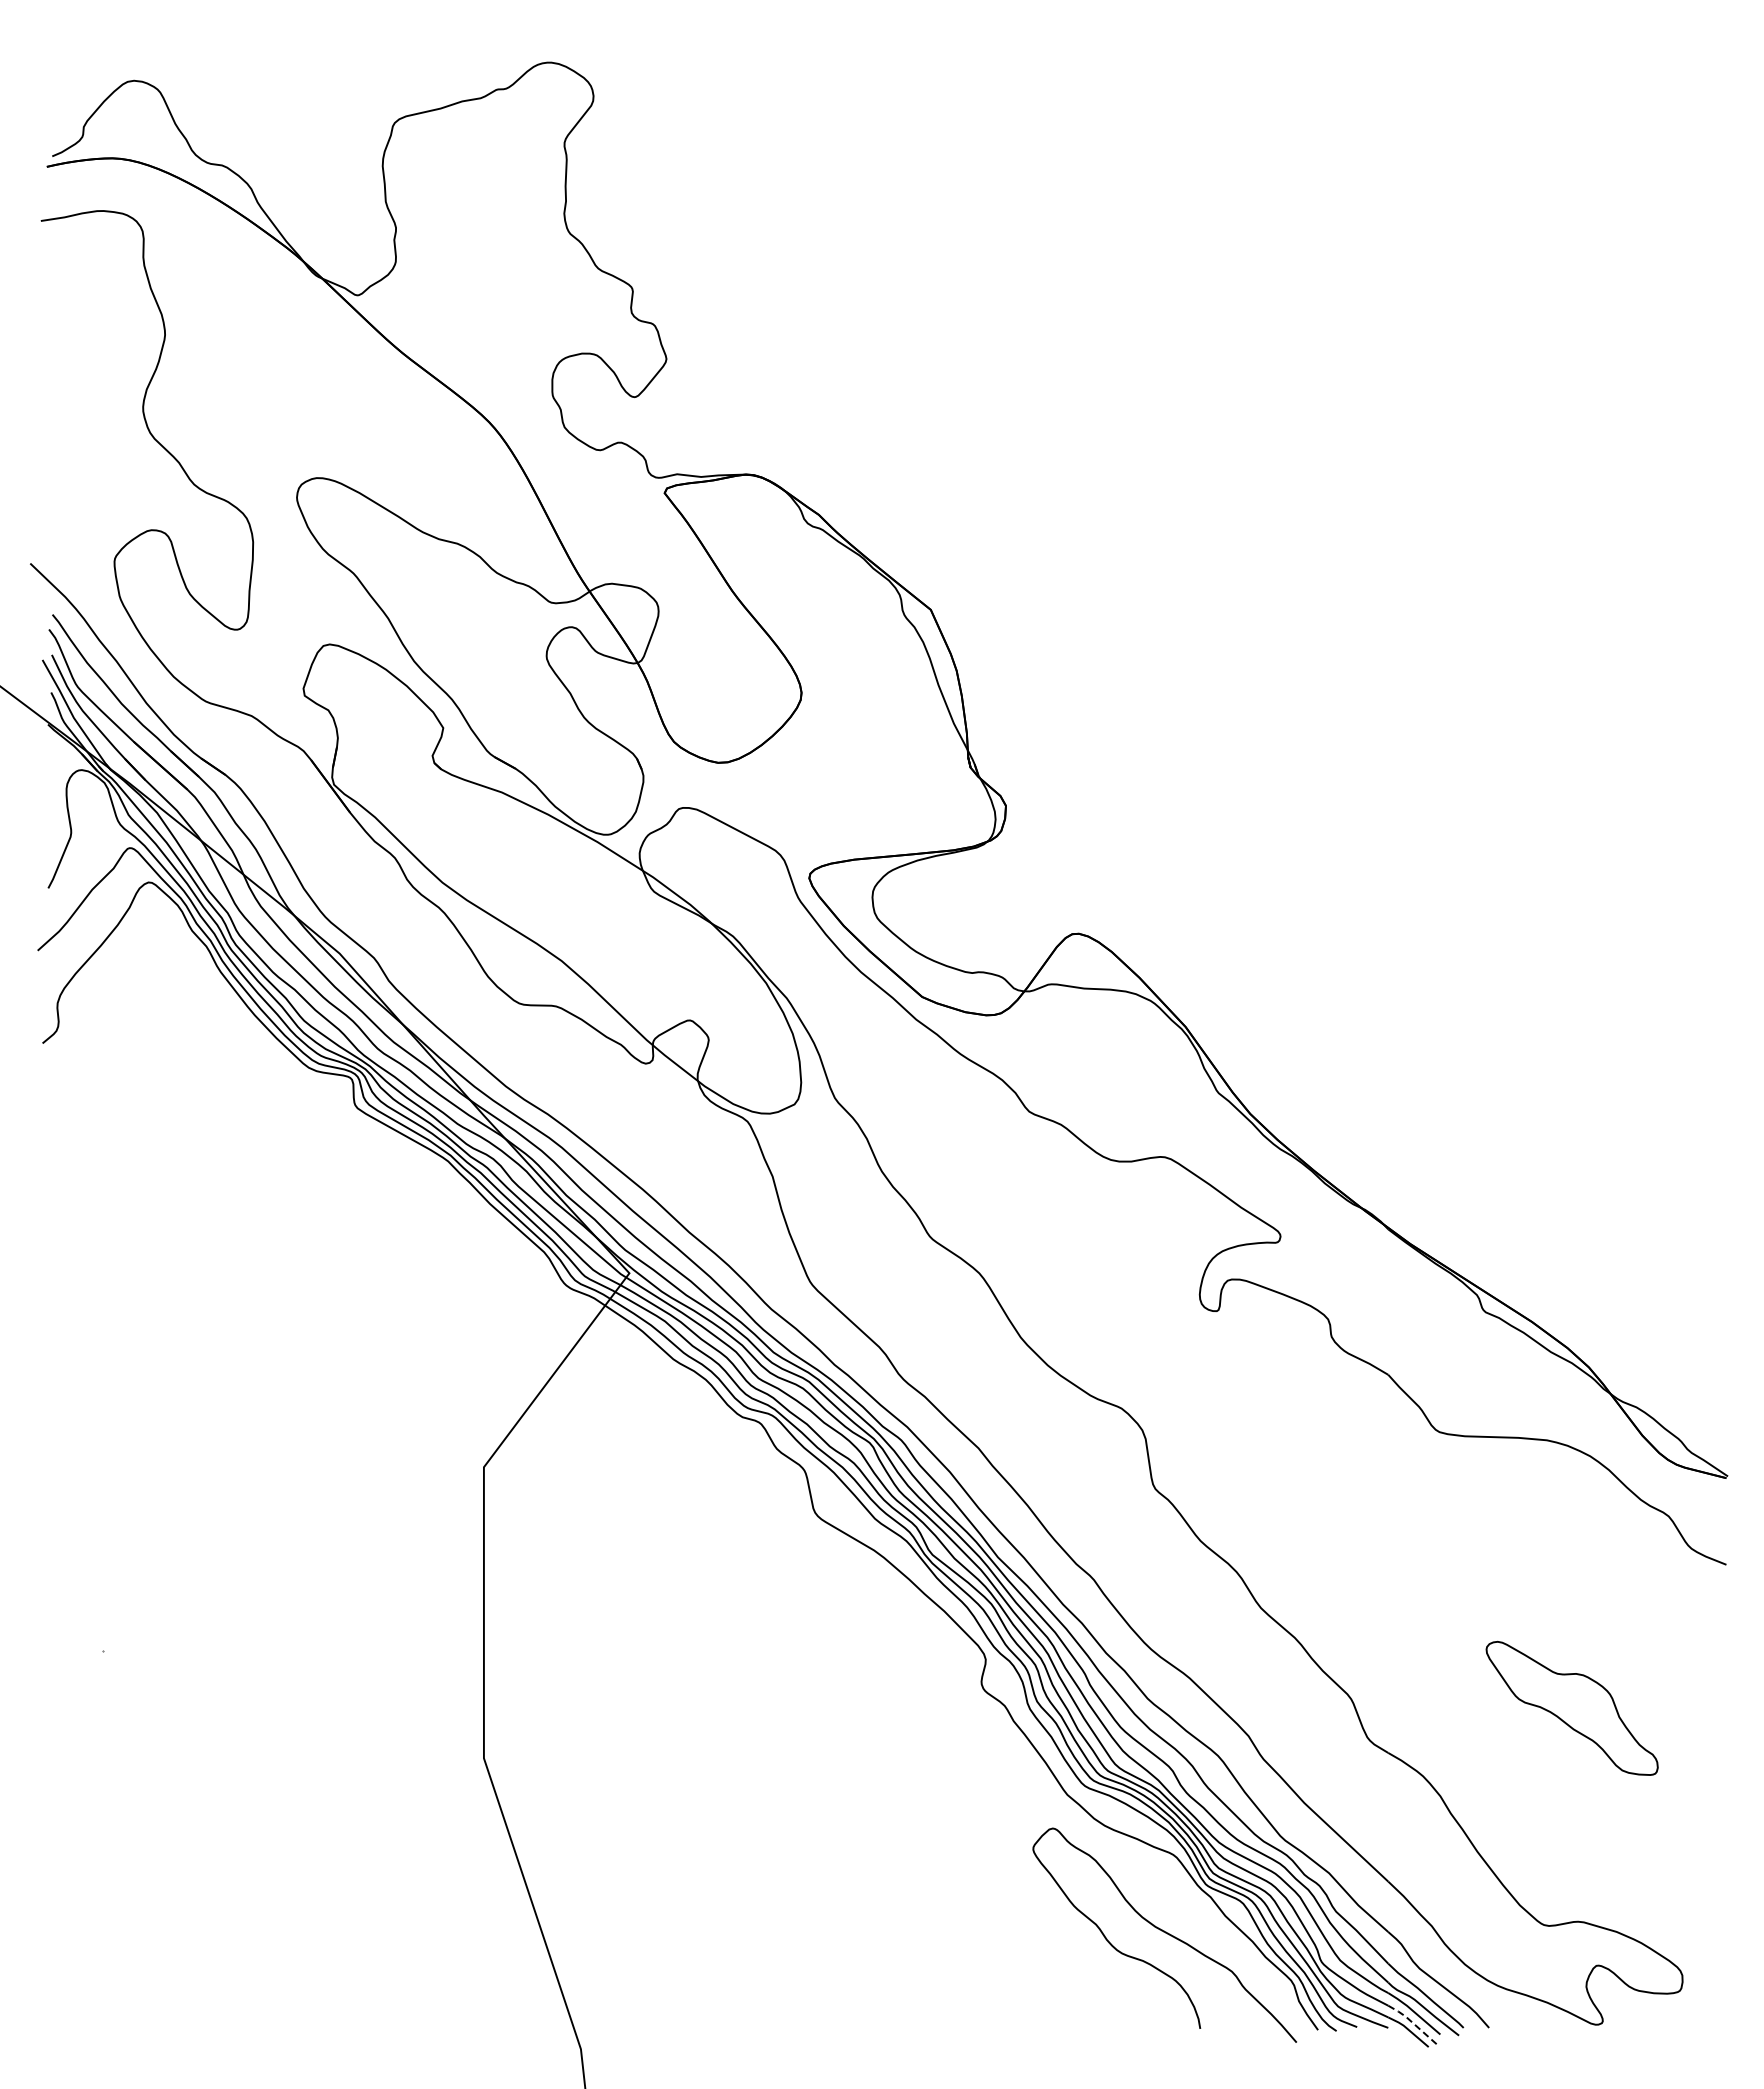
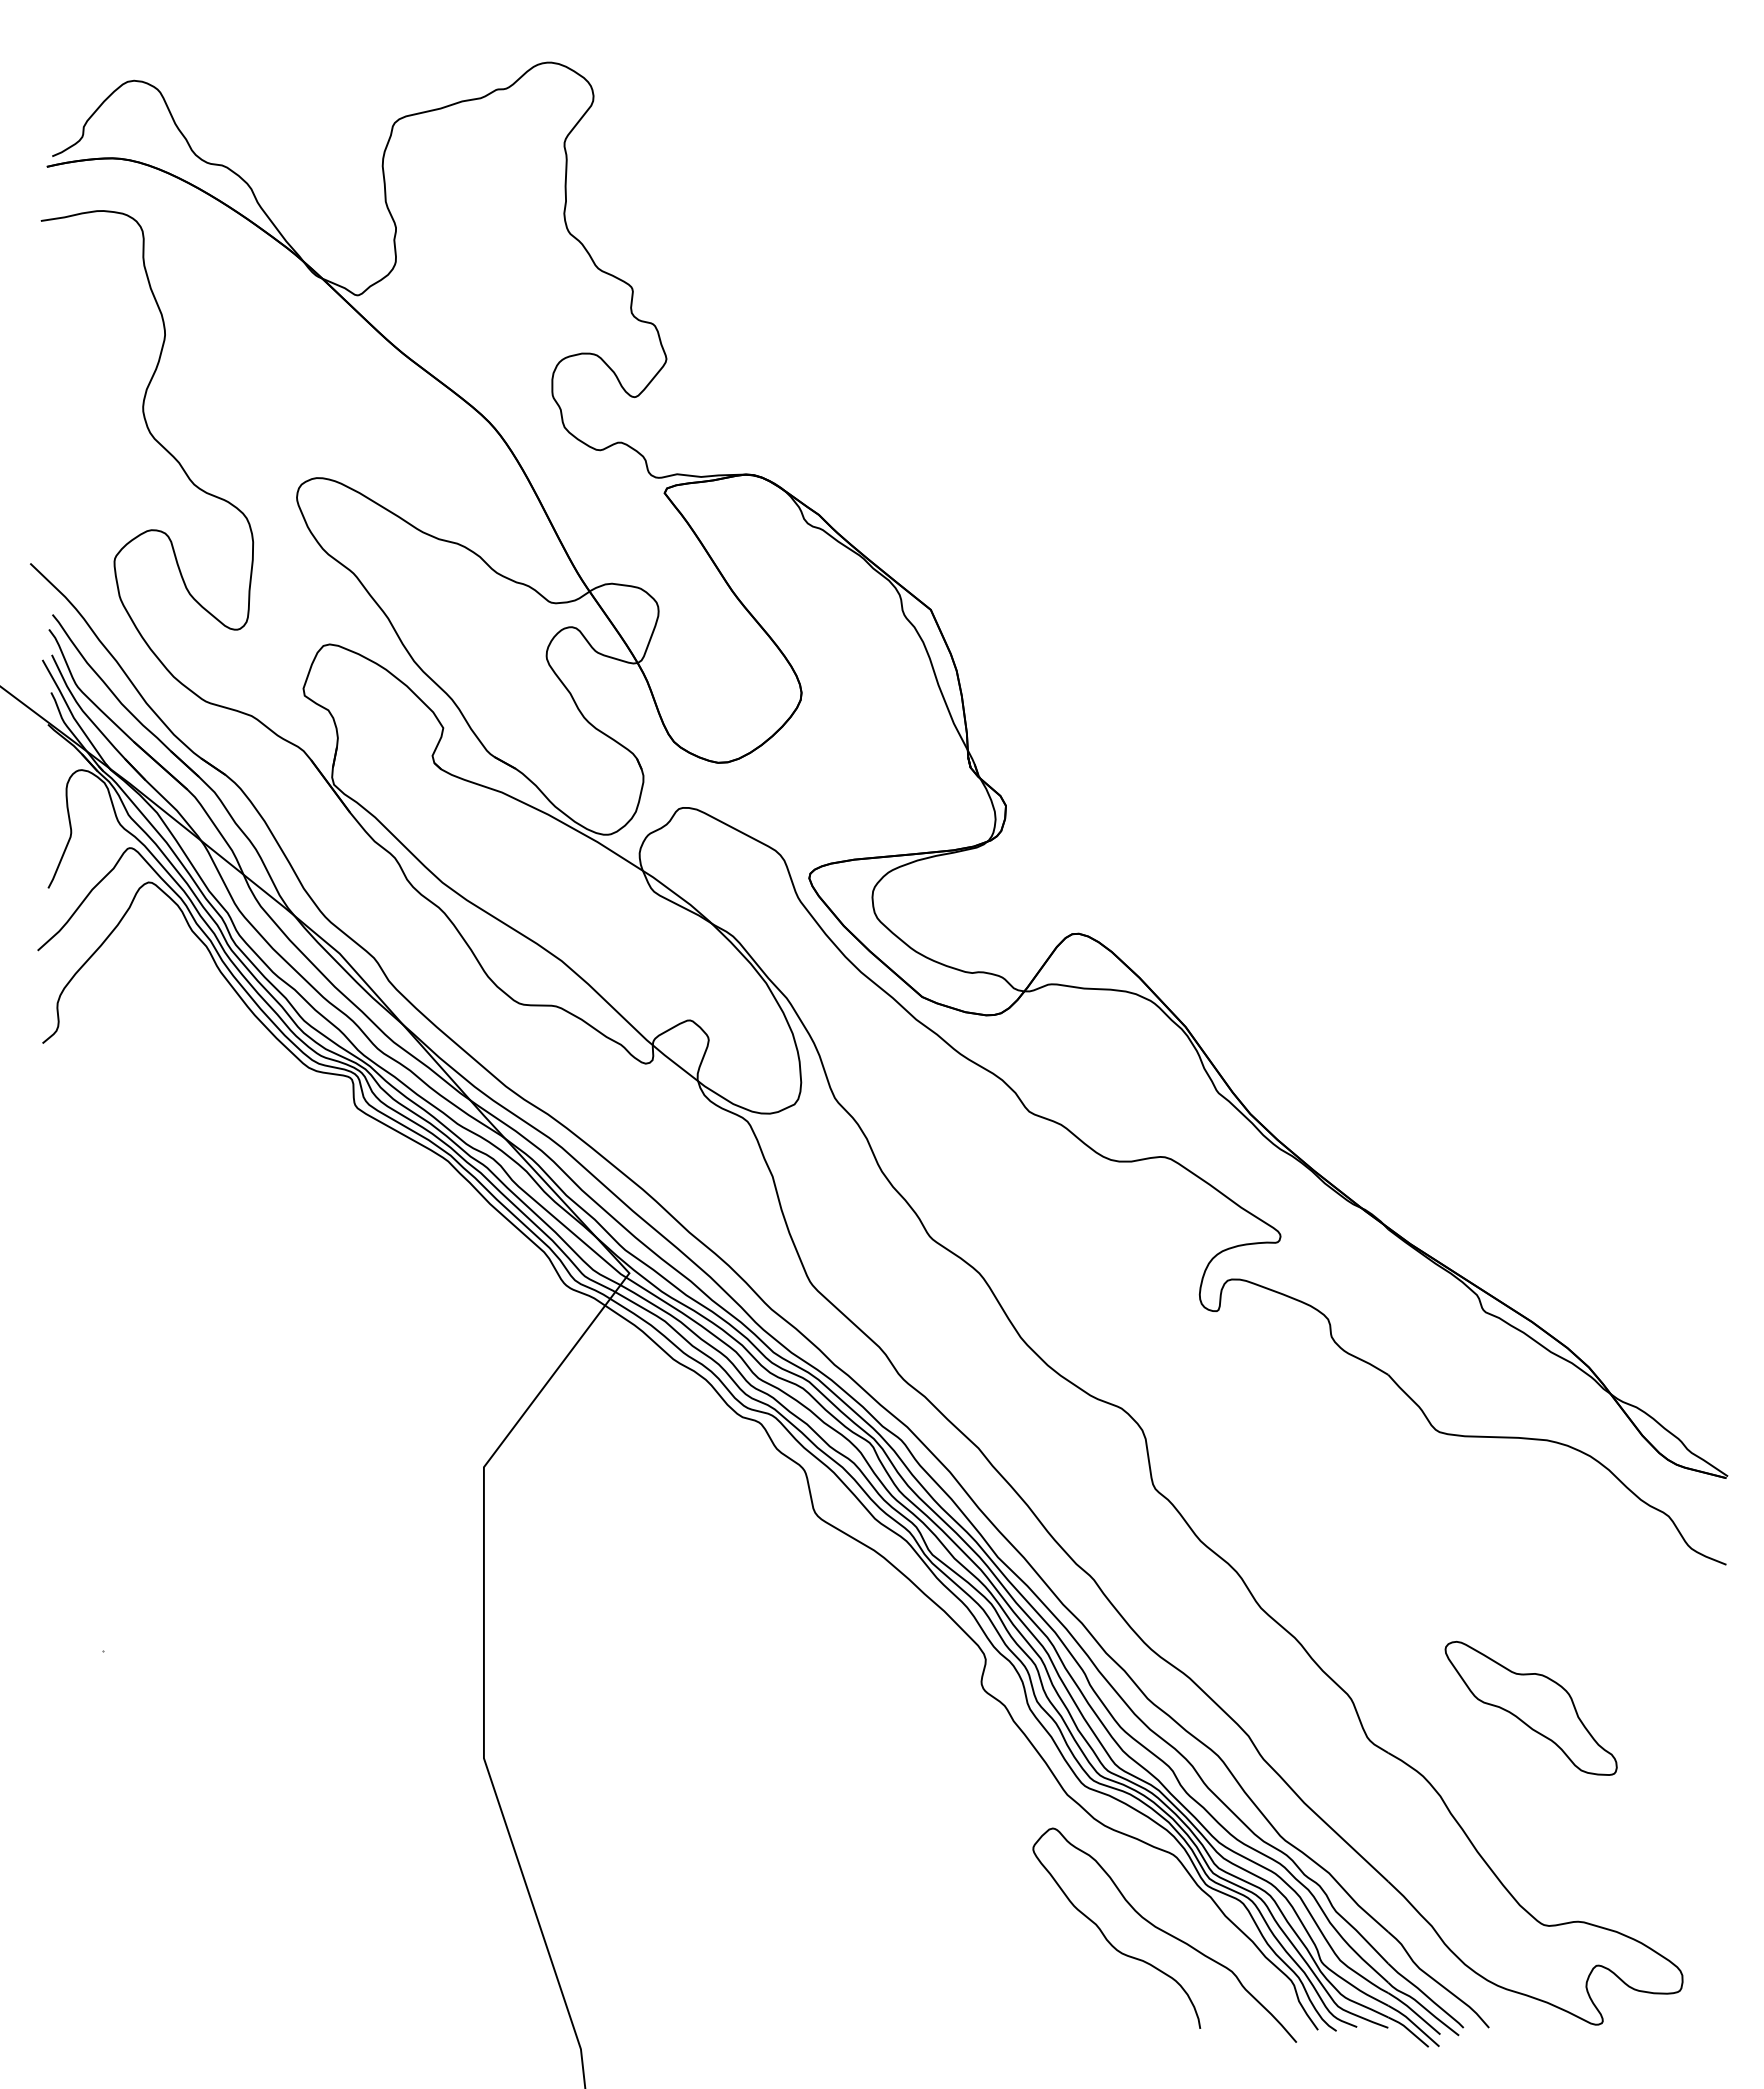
part position: (1571, 1707) -> (1530, 1707) (1530, 1707)
line: dashed -> solid (1414, 2024)
